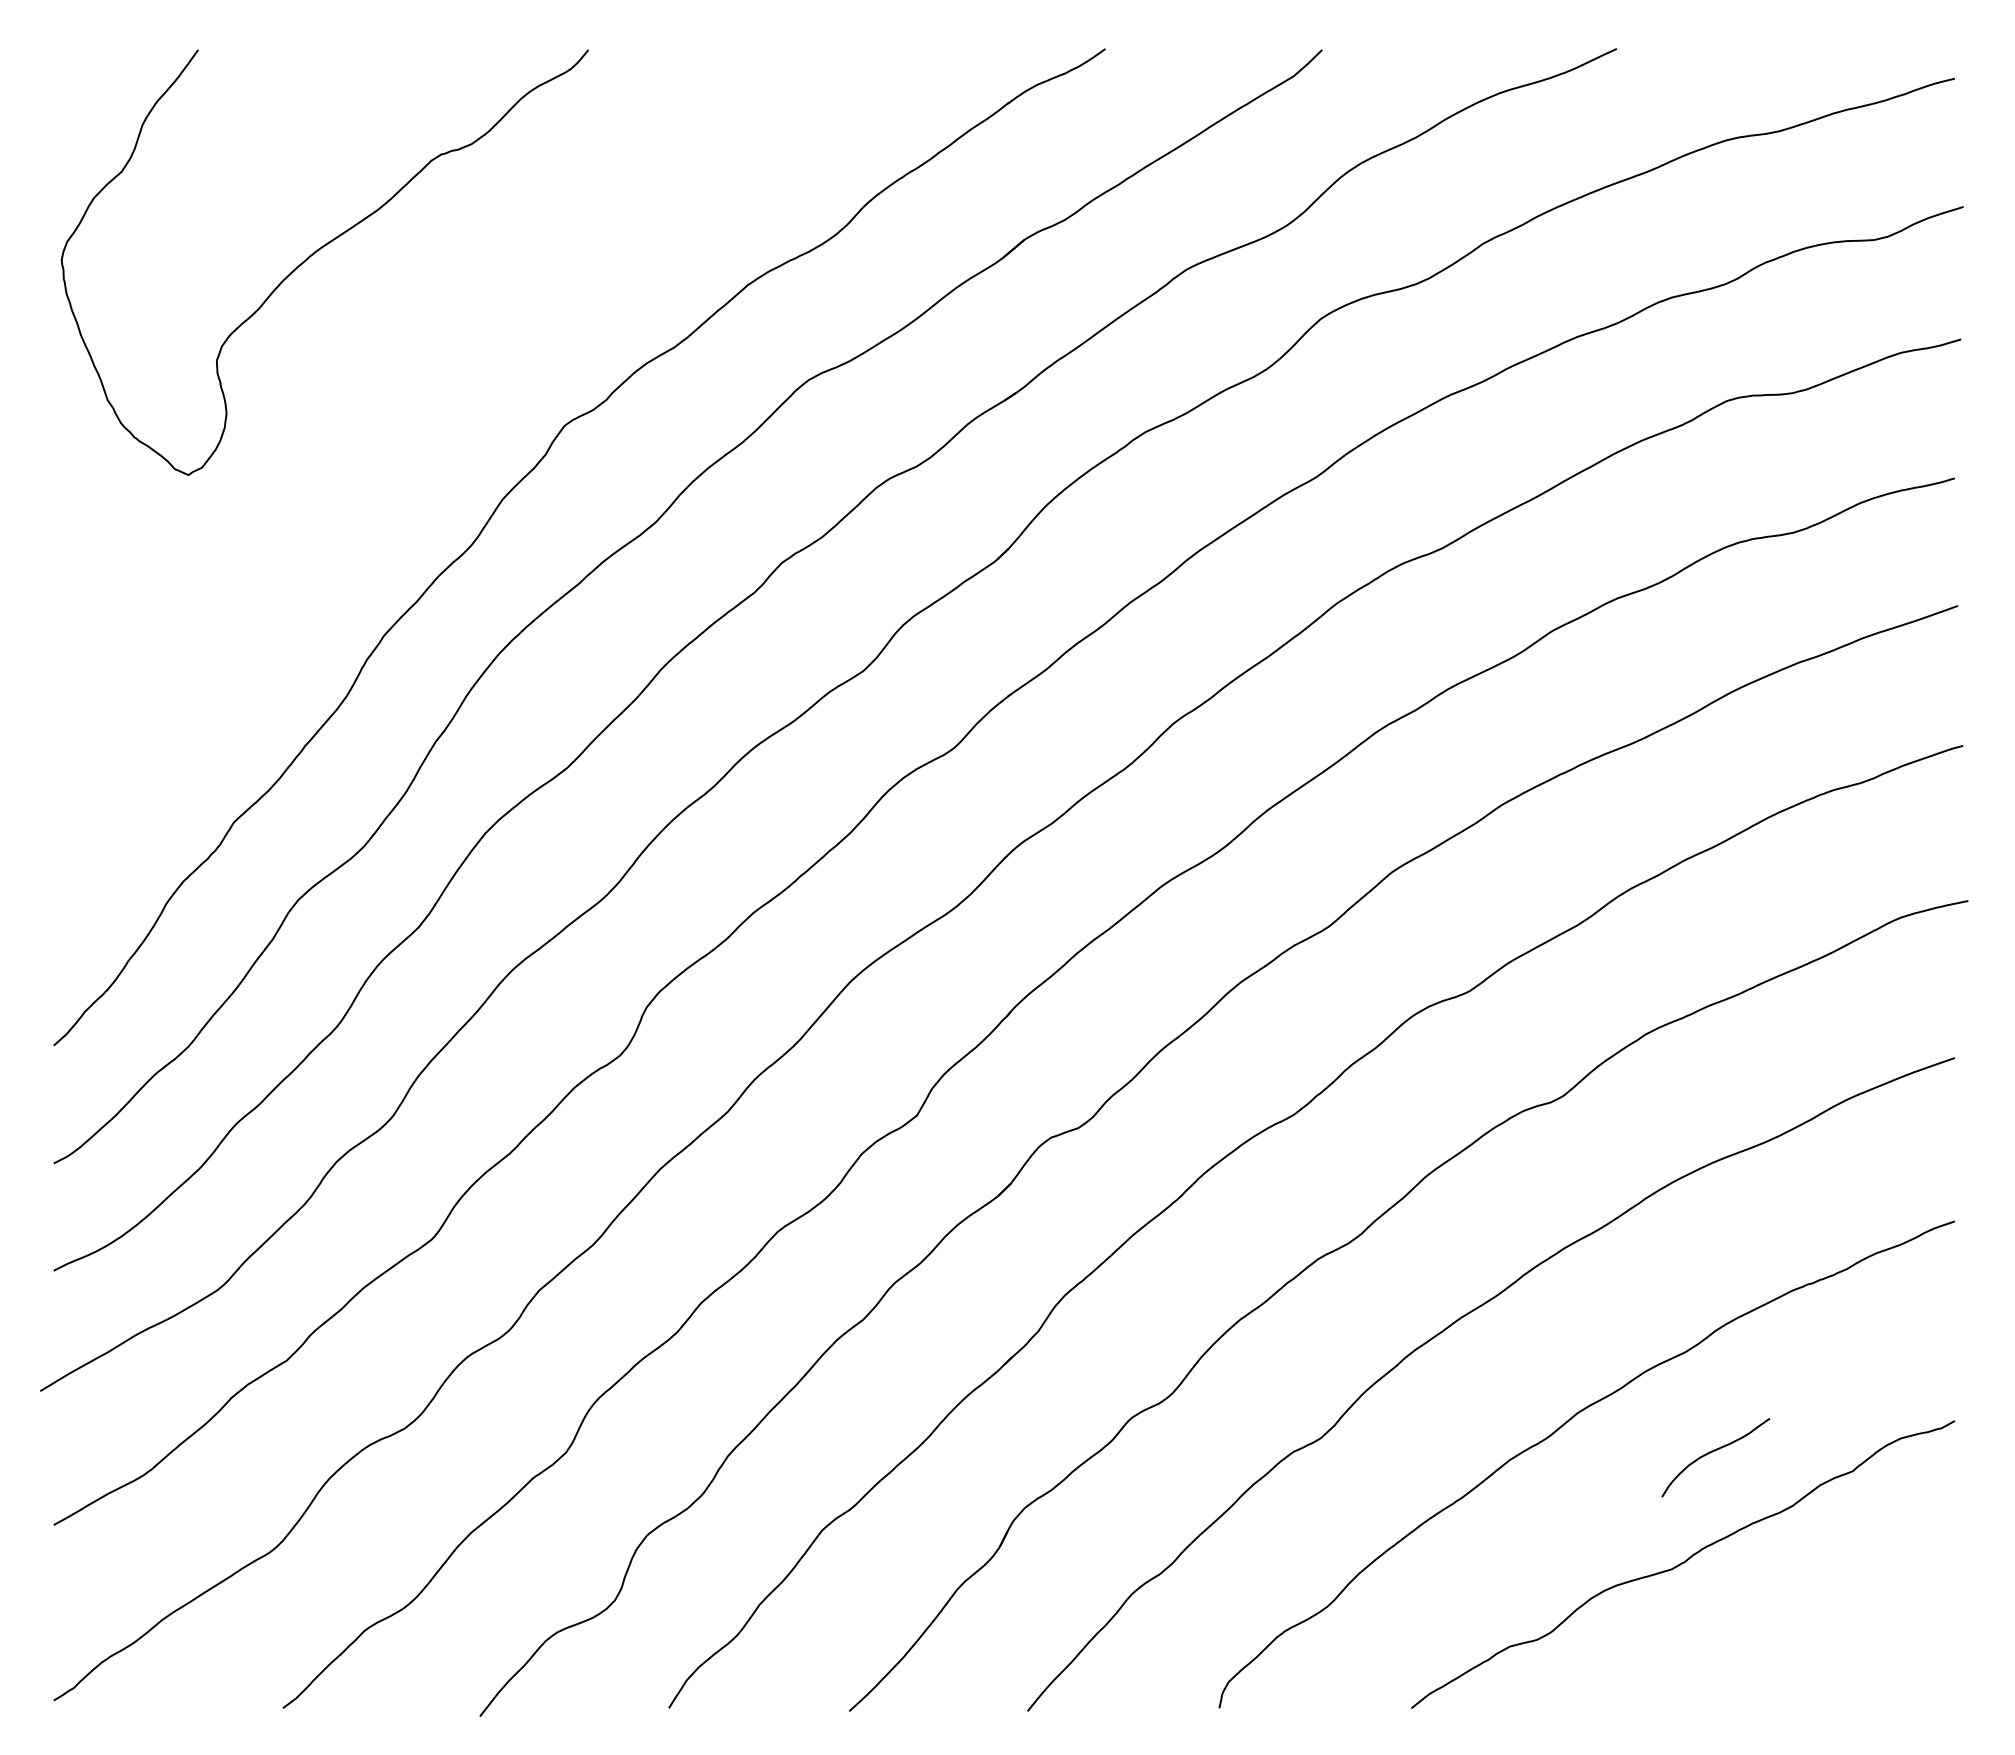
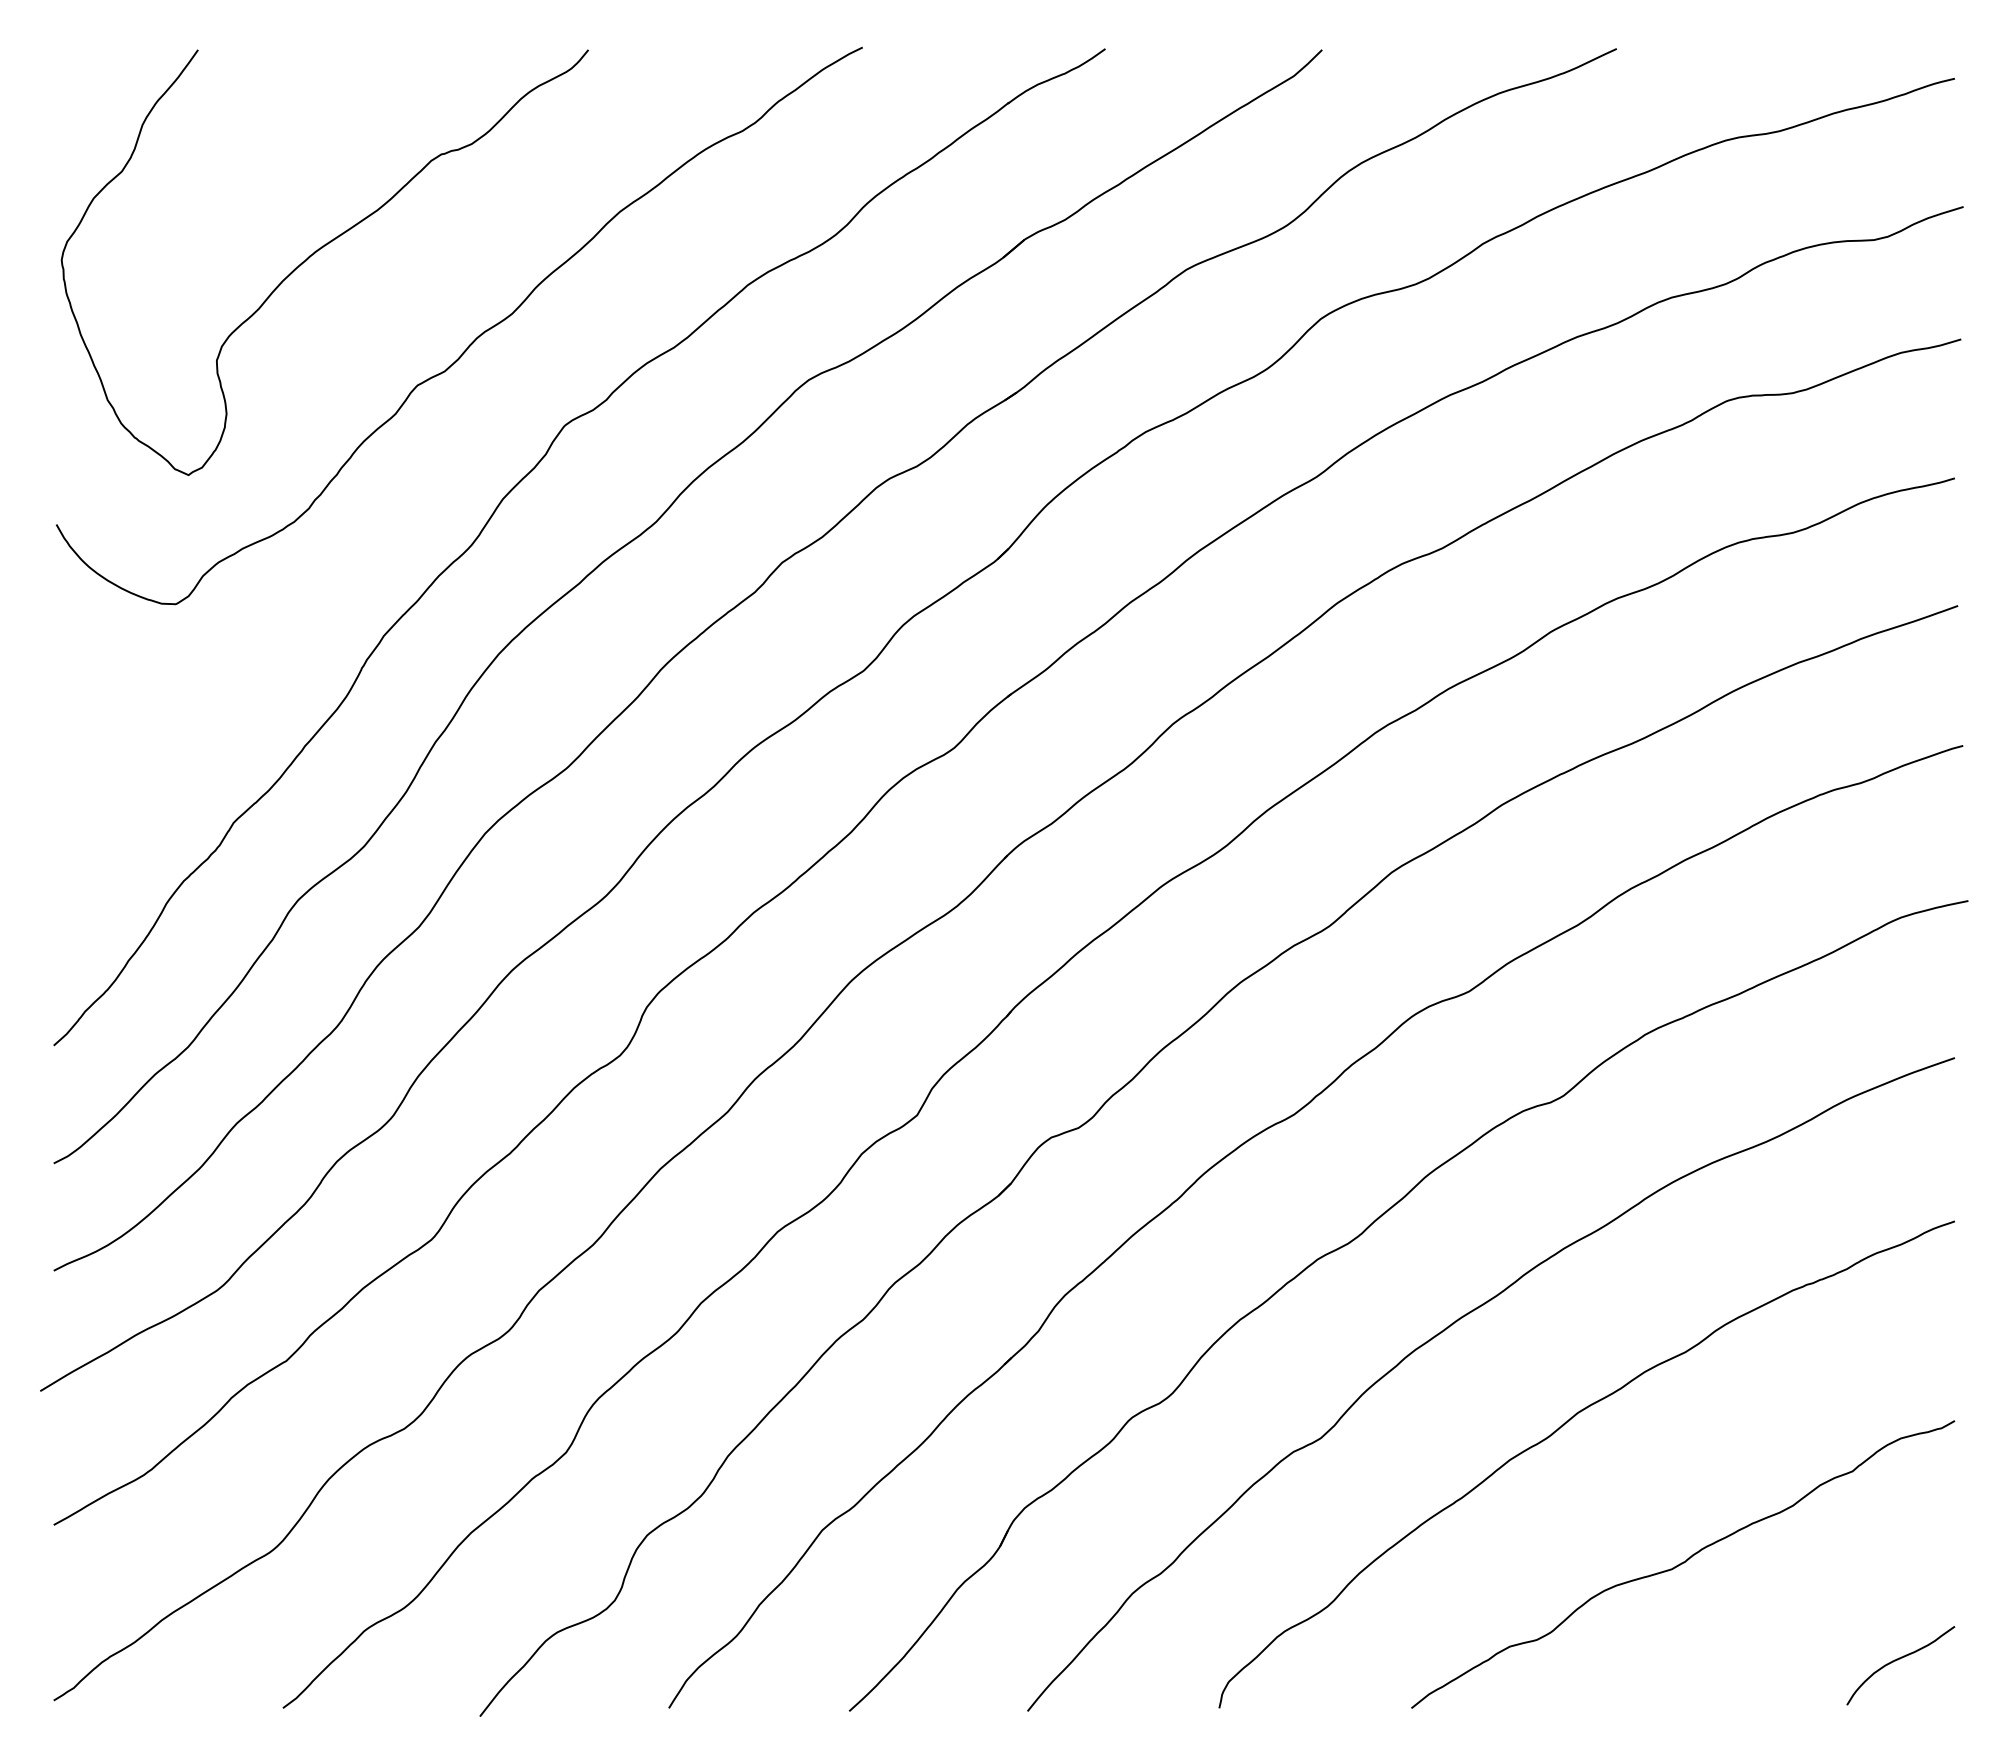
curve: none -> present (474, 339)
curve position: (1712, 1452) -> (1897, 1660) (1897, 1660)
